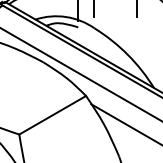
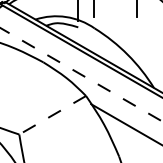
line: solid -> dashed (81, 74)
line: solid -> dashed (52, 115)
